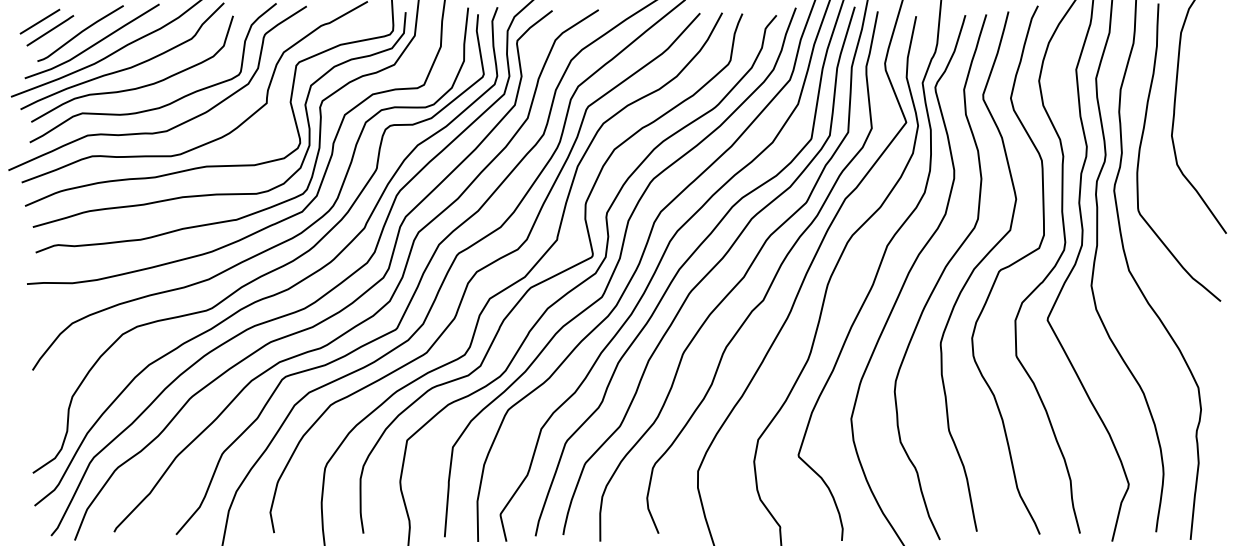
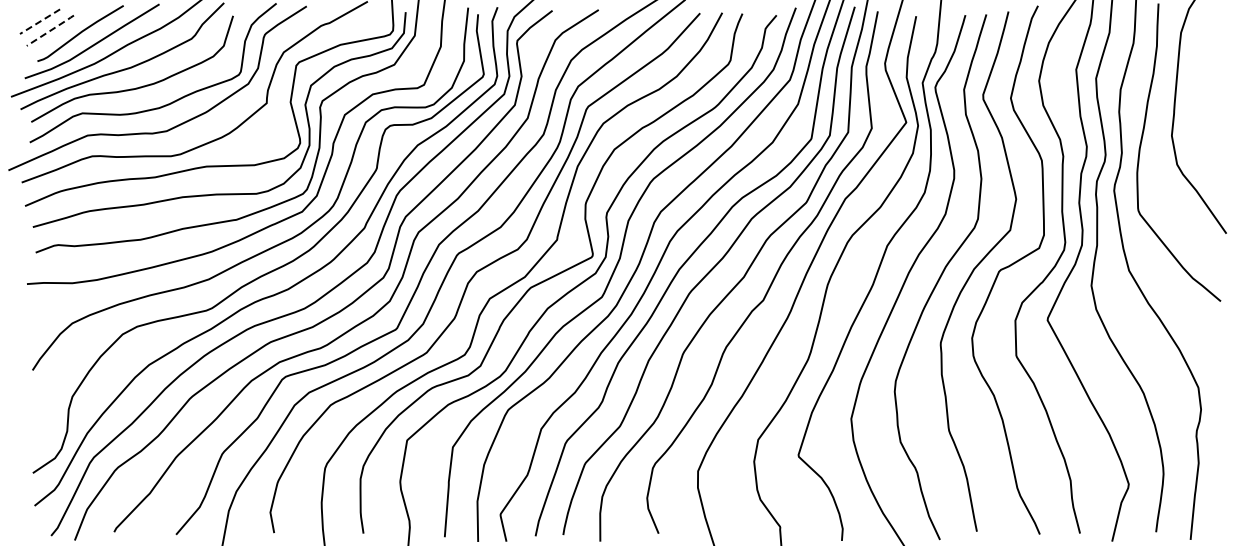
line: solid -> dashed (40, 21)
line: solid -> dashed (51, 30)
